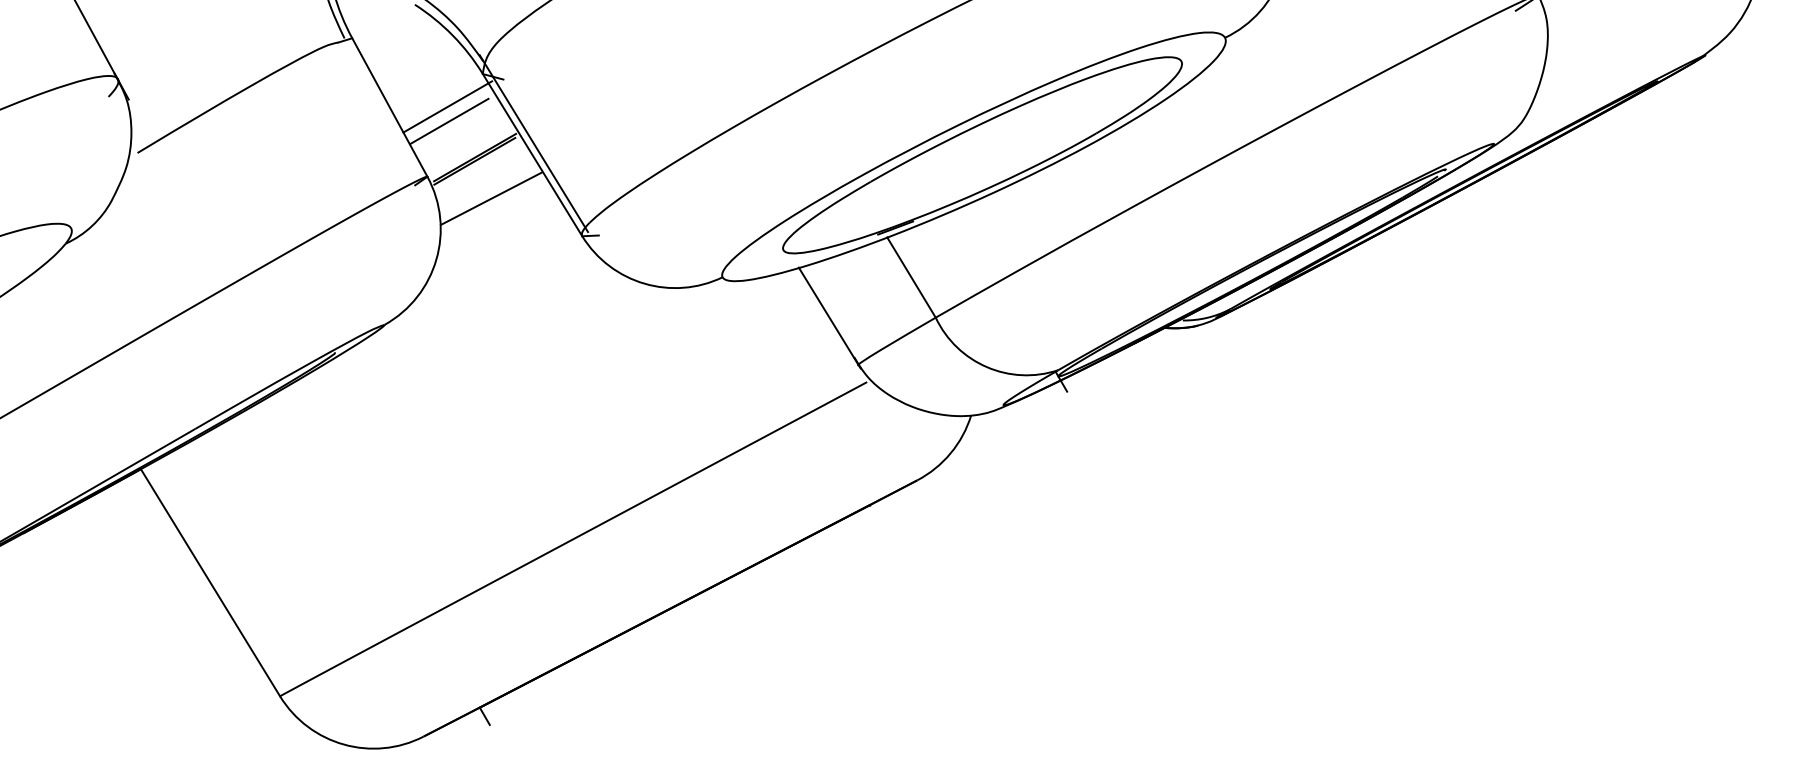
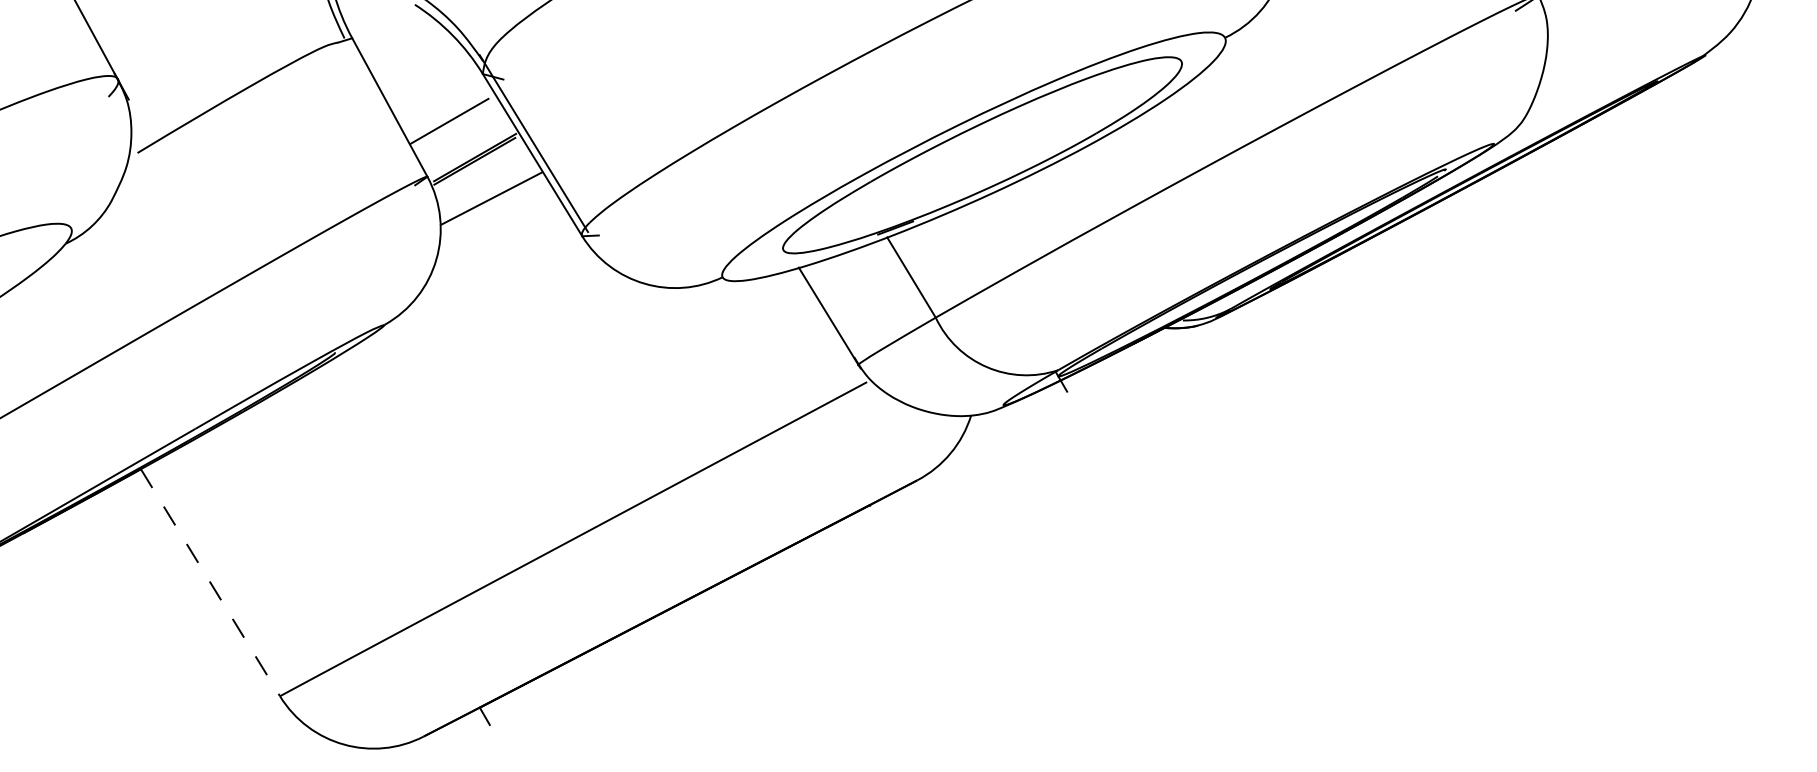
line: present -> none (447, 106)
line: solid -> dashed (210, 583)
